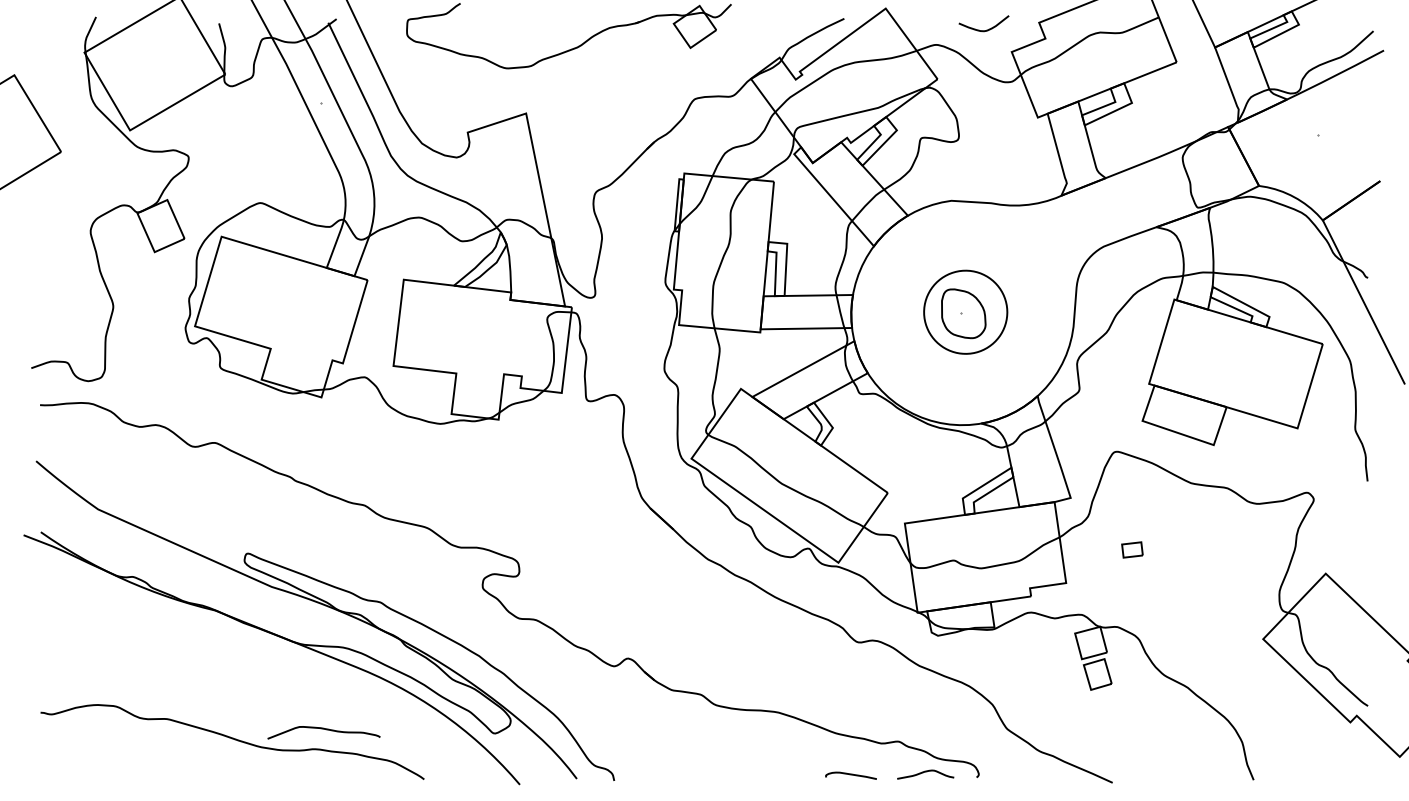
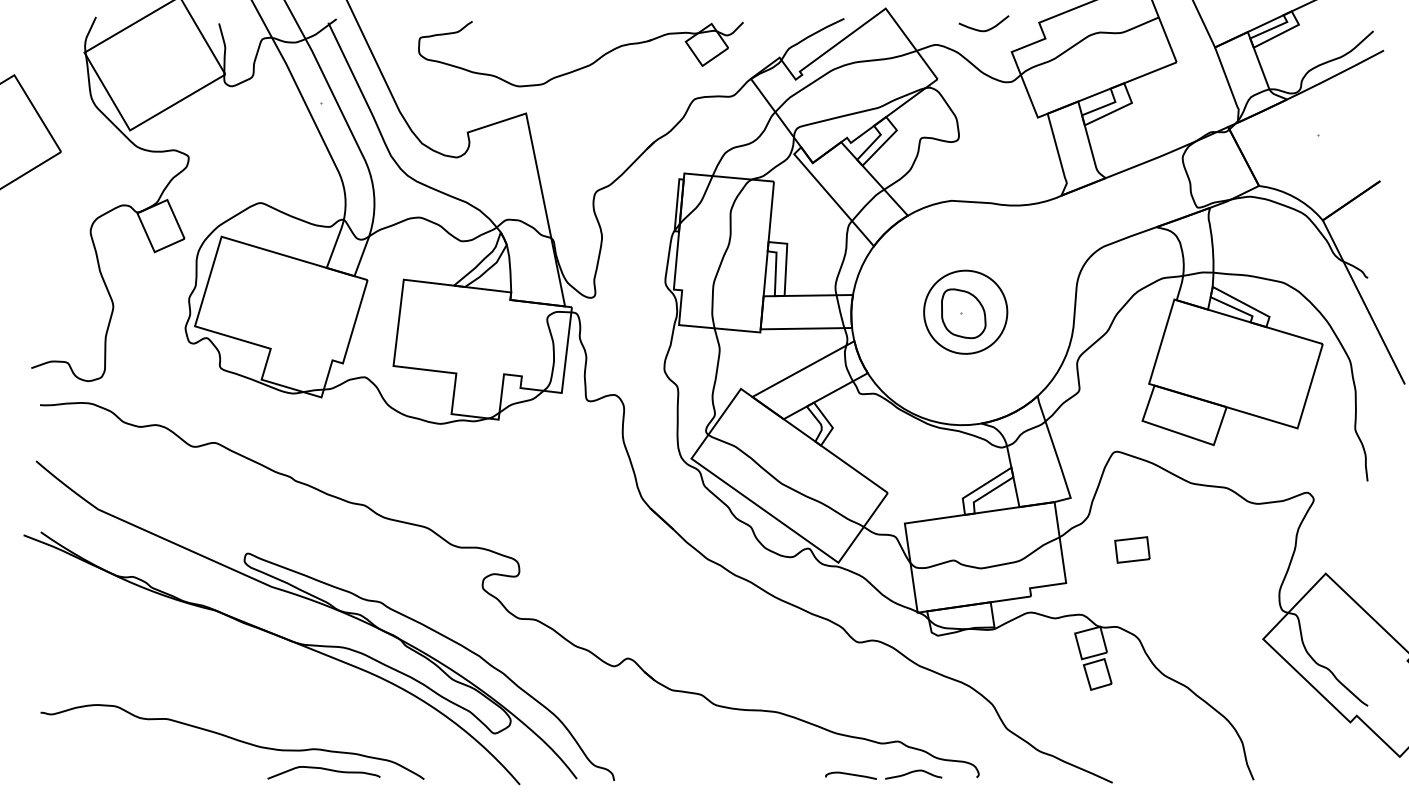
part position: (571, 48) -> (583, 66) (583, 66)
part size: 23x18 px -> 37x28 px (1132, 549)
curve position: (323, 729) -> (323, 769) (323, 769)
curve position: (925, 772) -> (913, 772) (913, 772)
